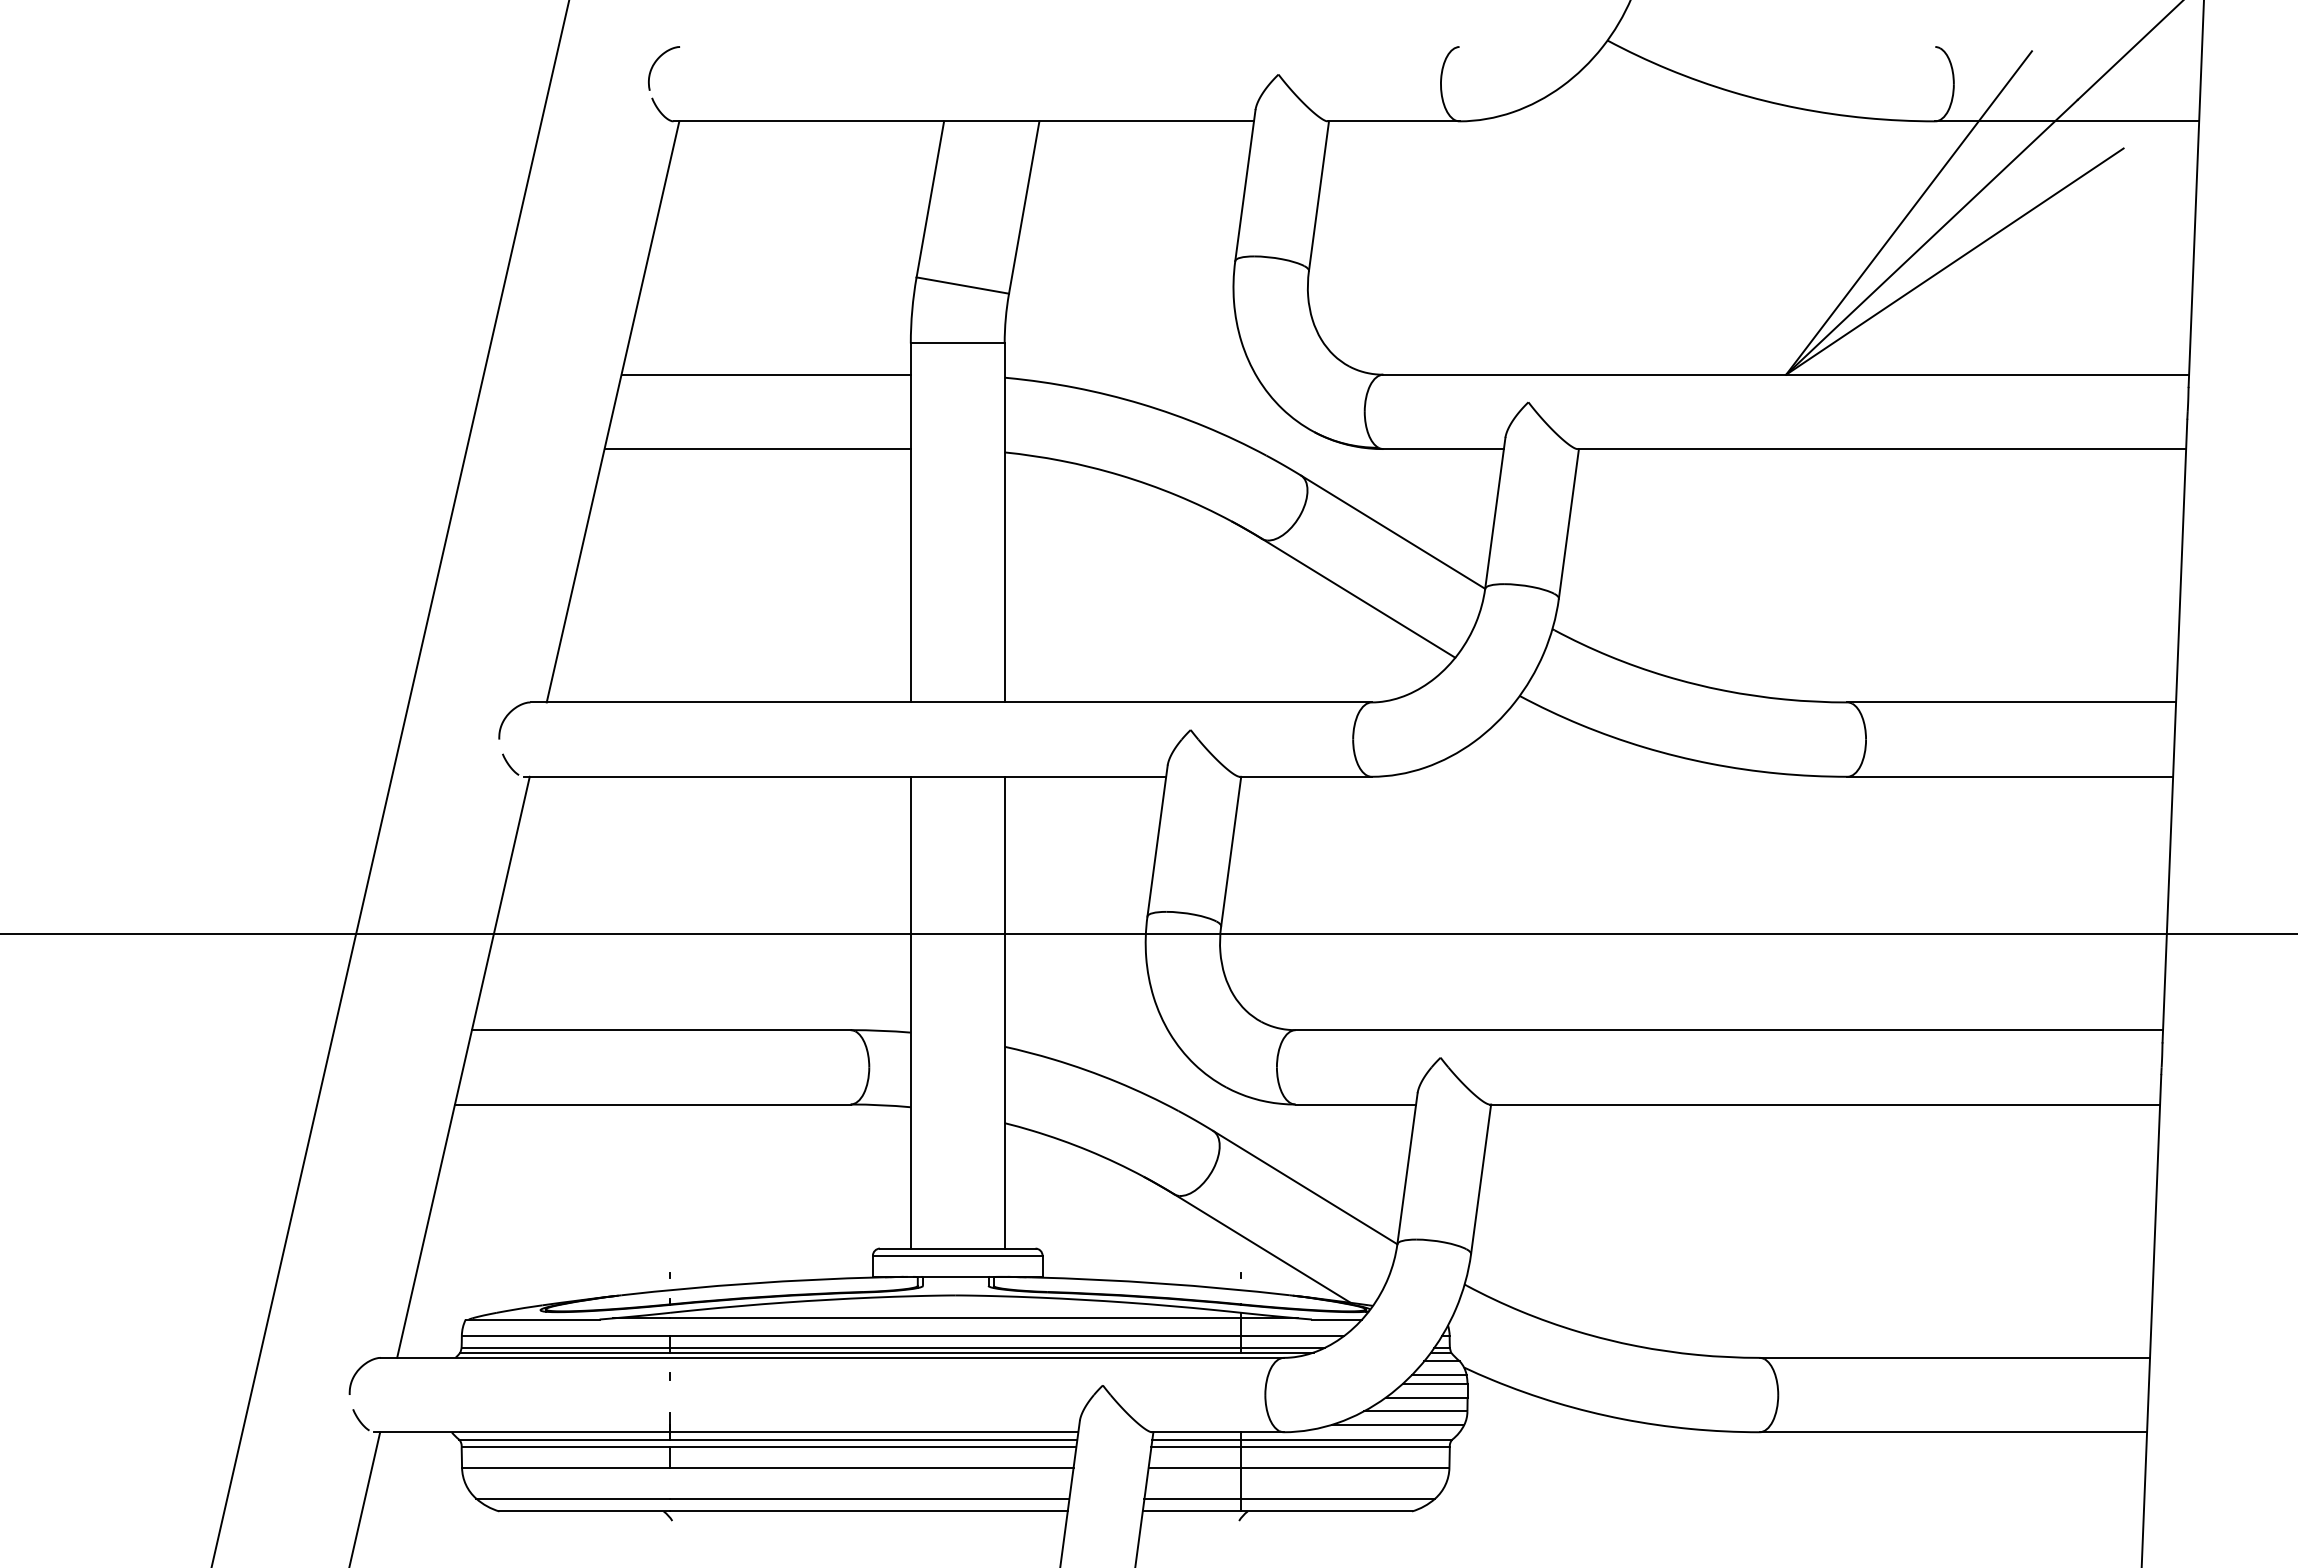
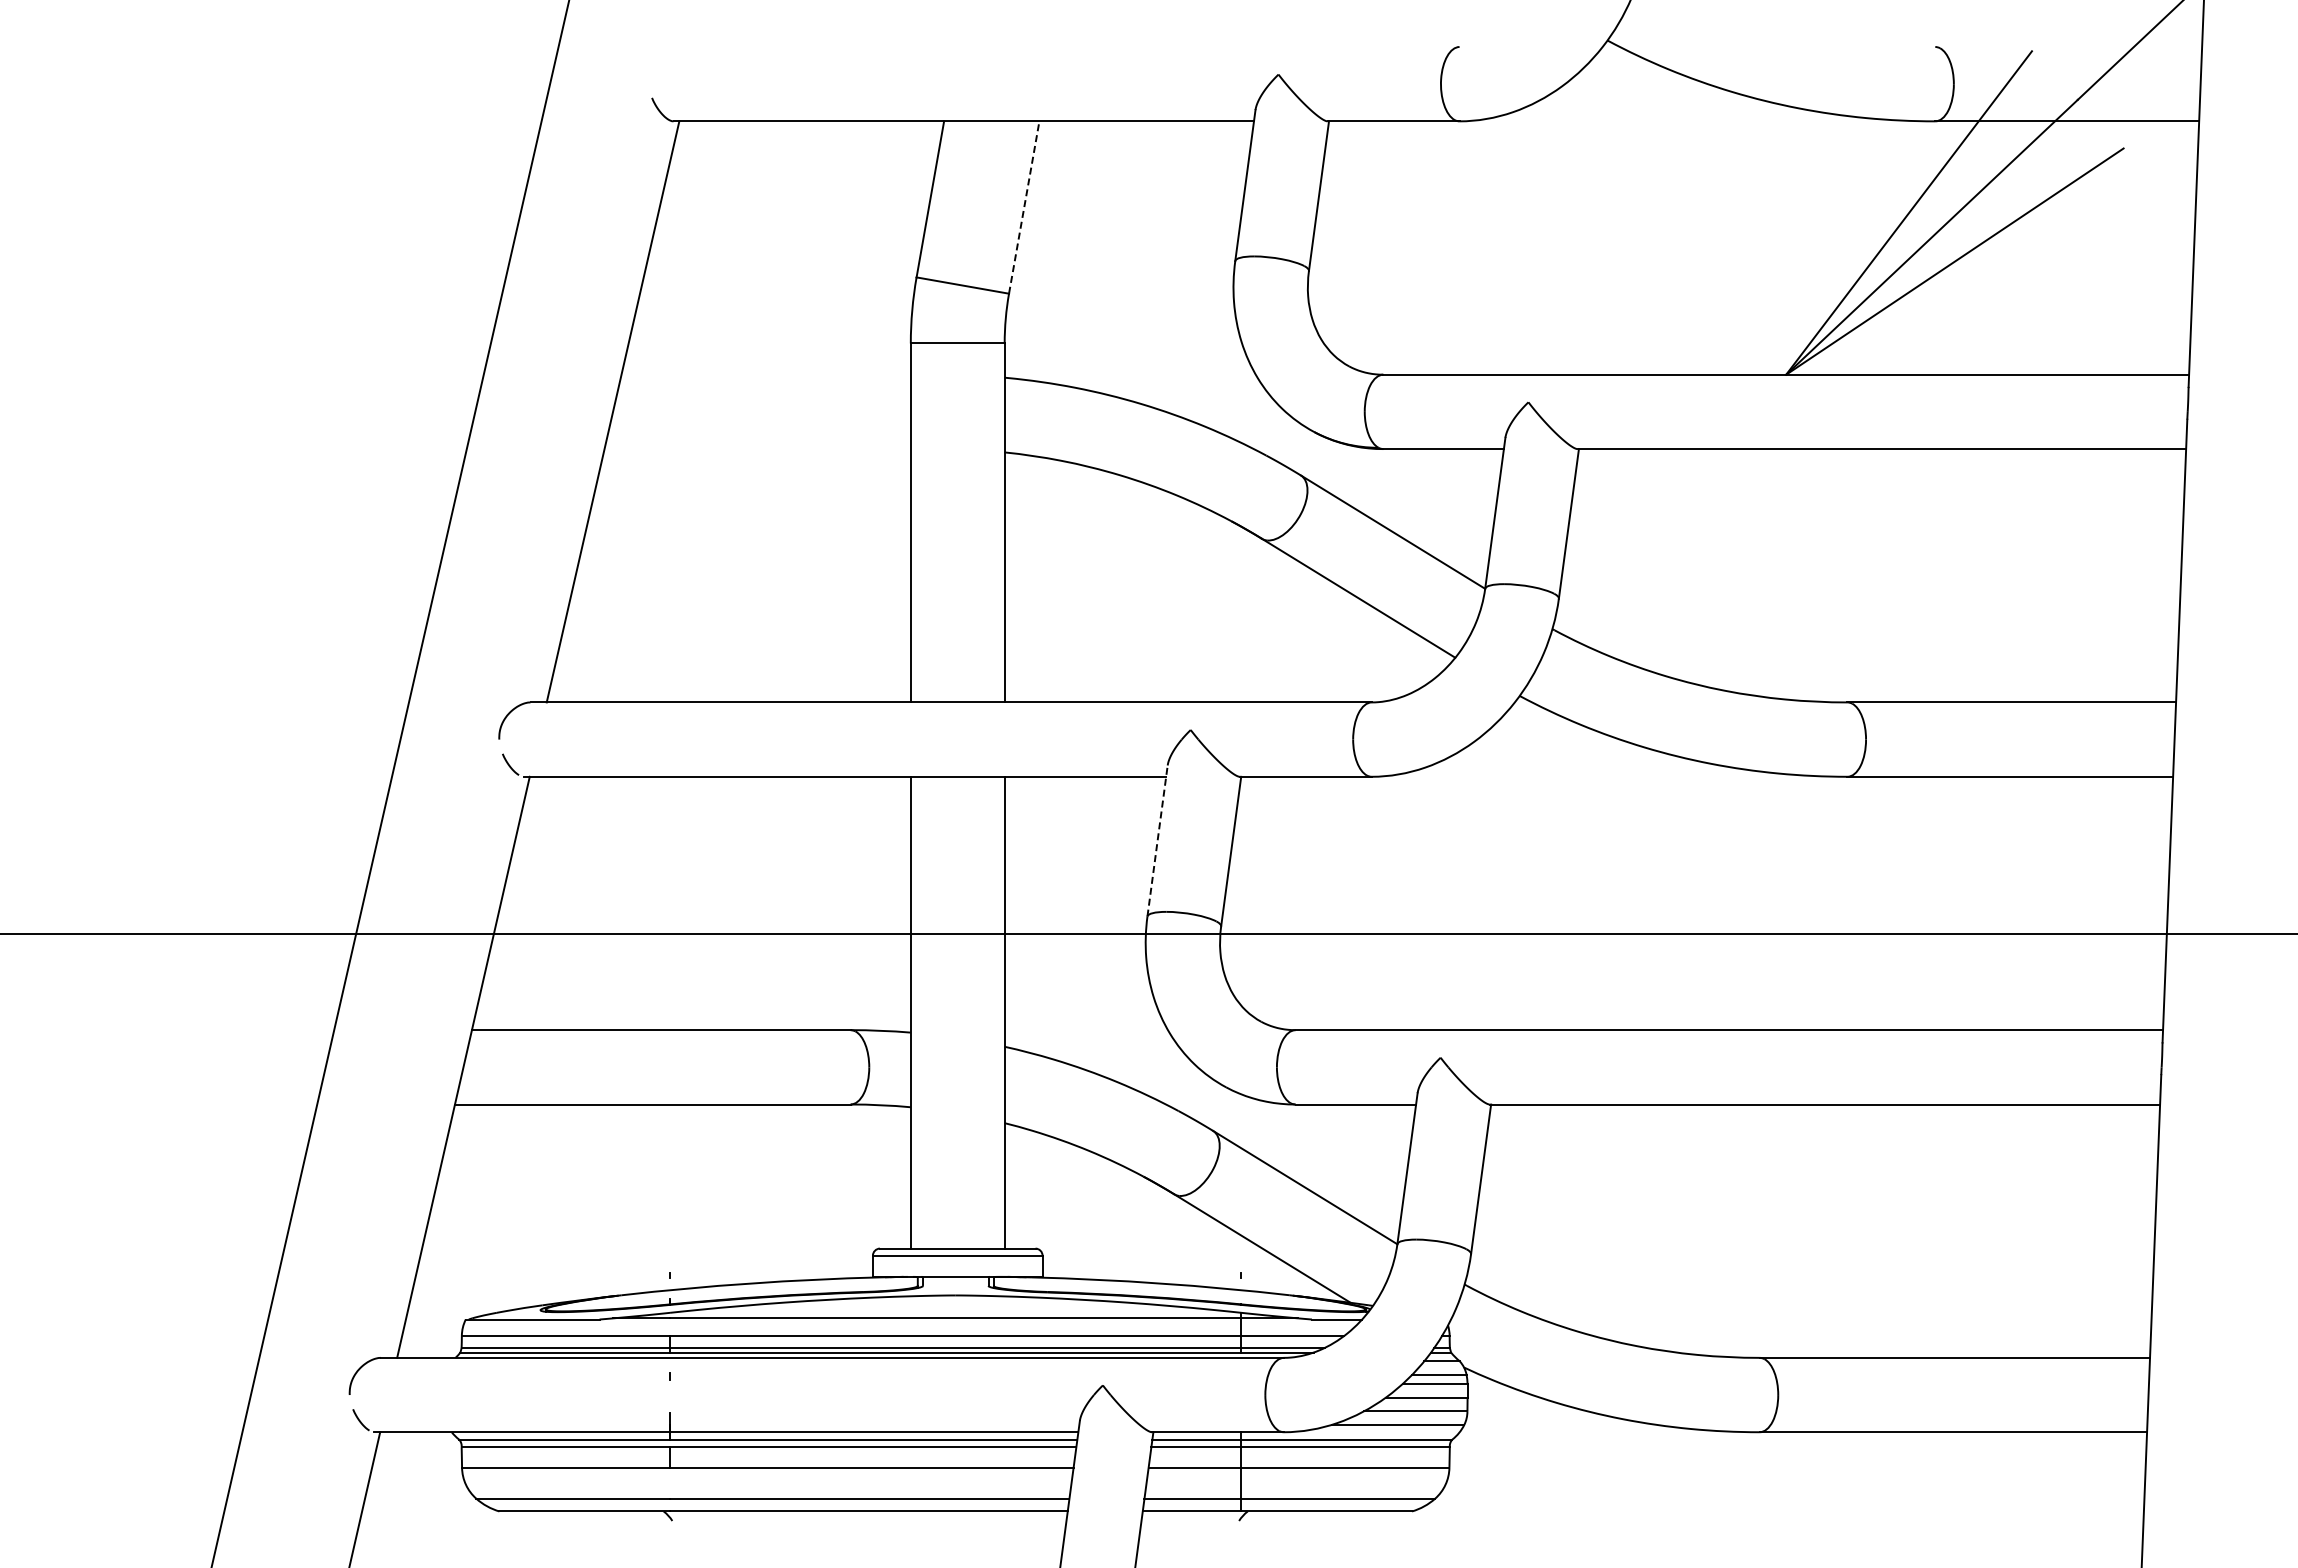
curve: present -> none (656, 62)
line: solid -> dashed (1024, 207)
line: present -> none (765, 374)
line: present -> none (757, 449)
line: solid -> dashed (1157, 840)
